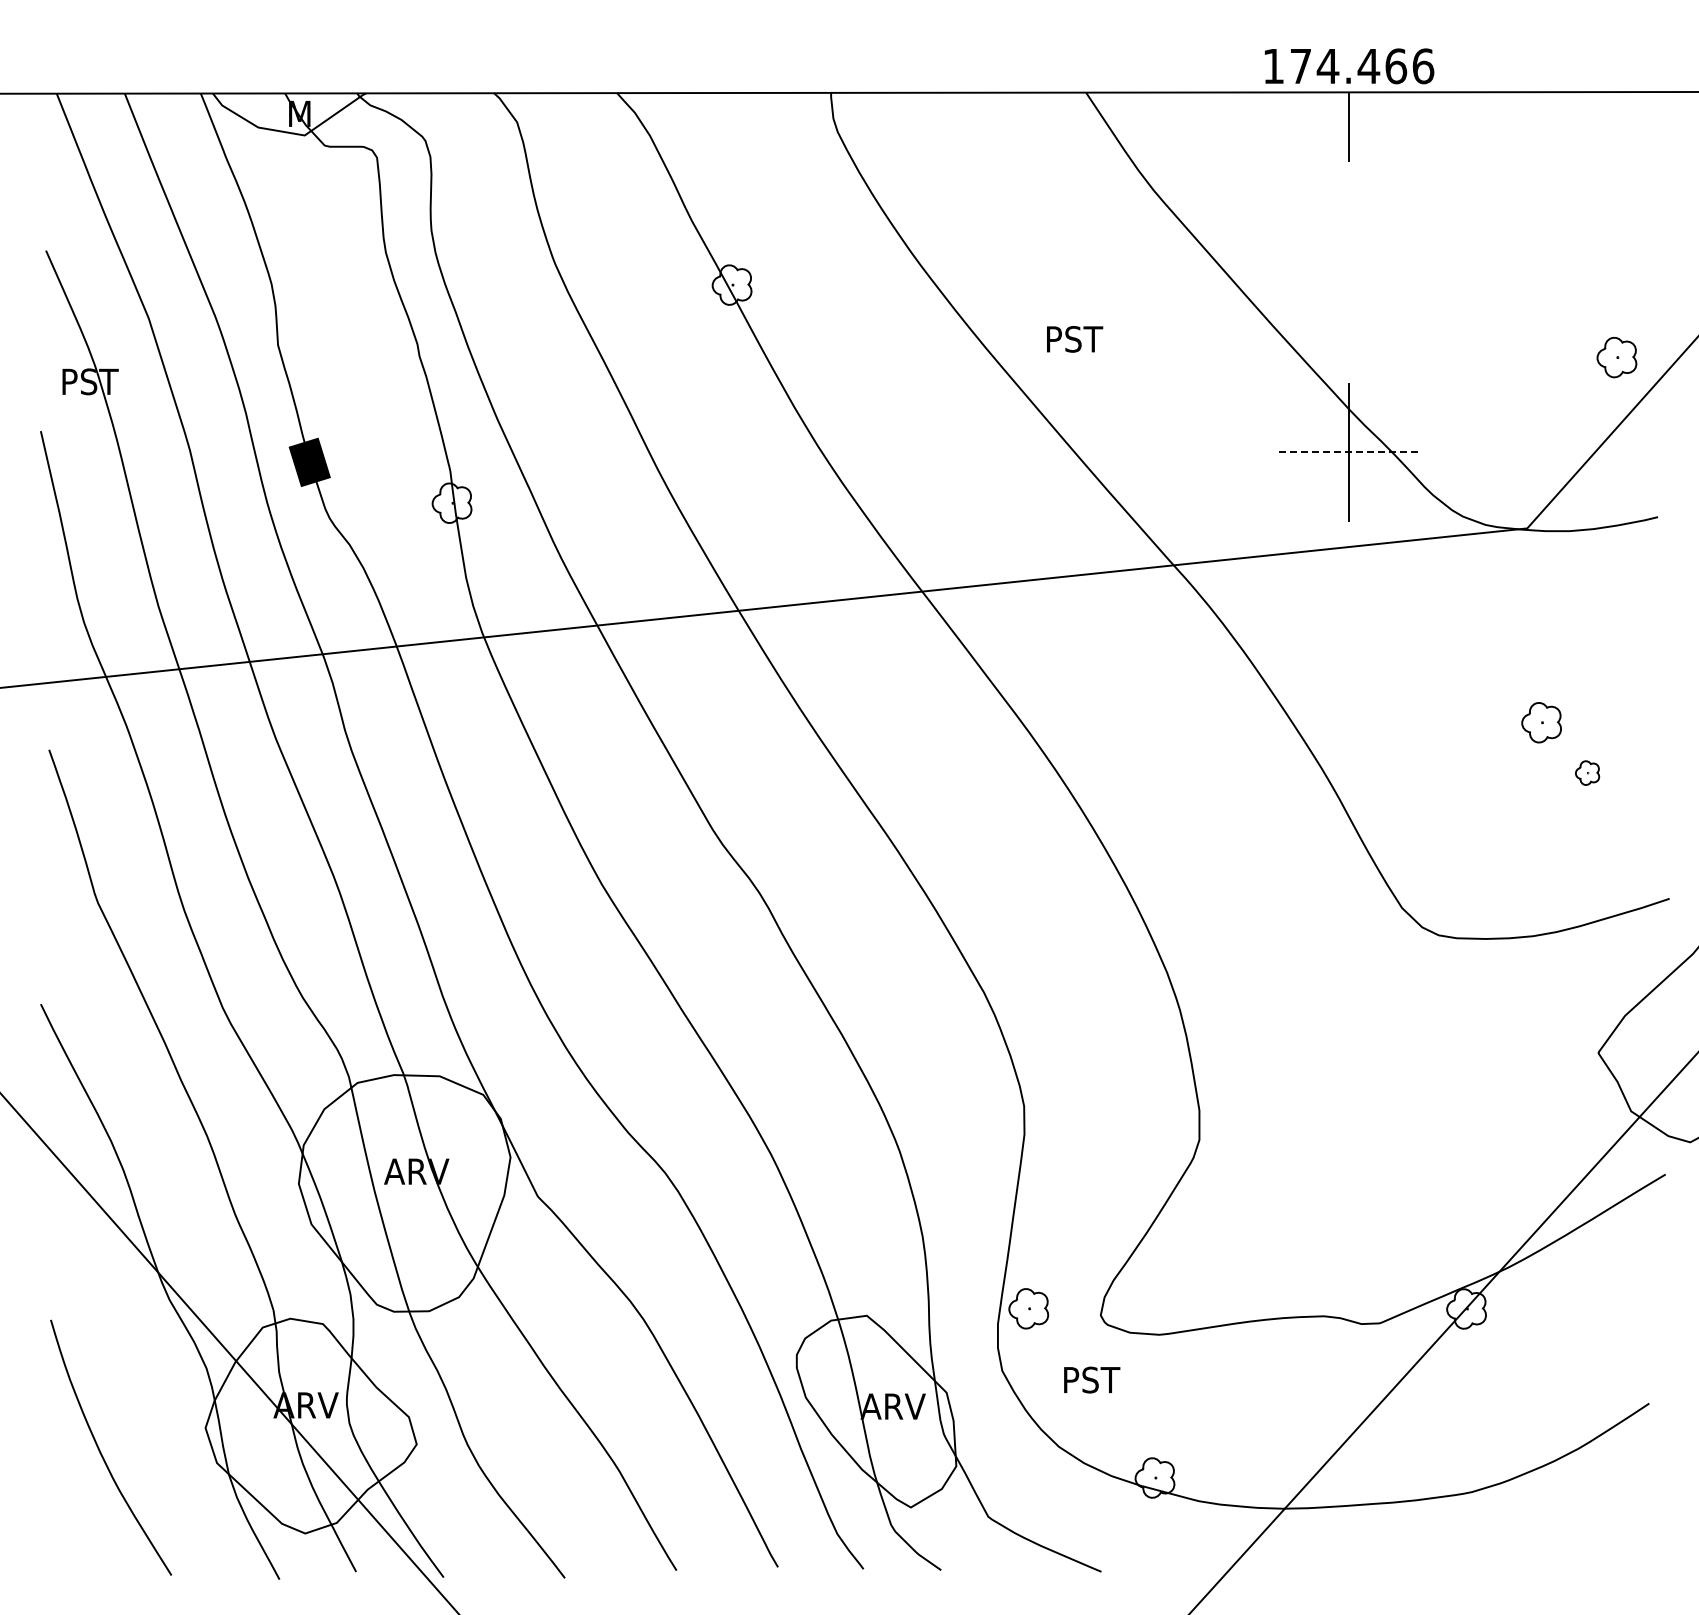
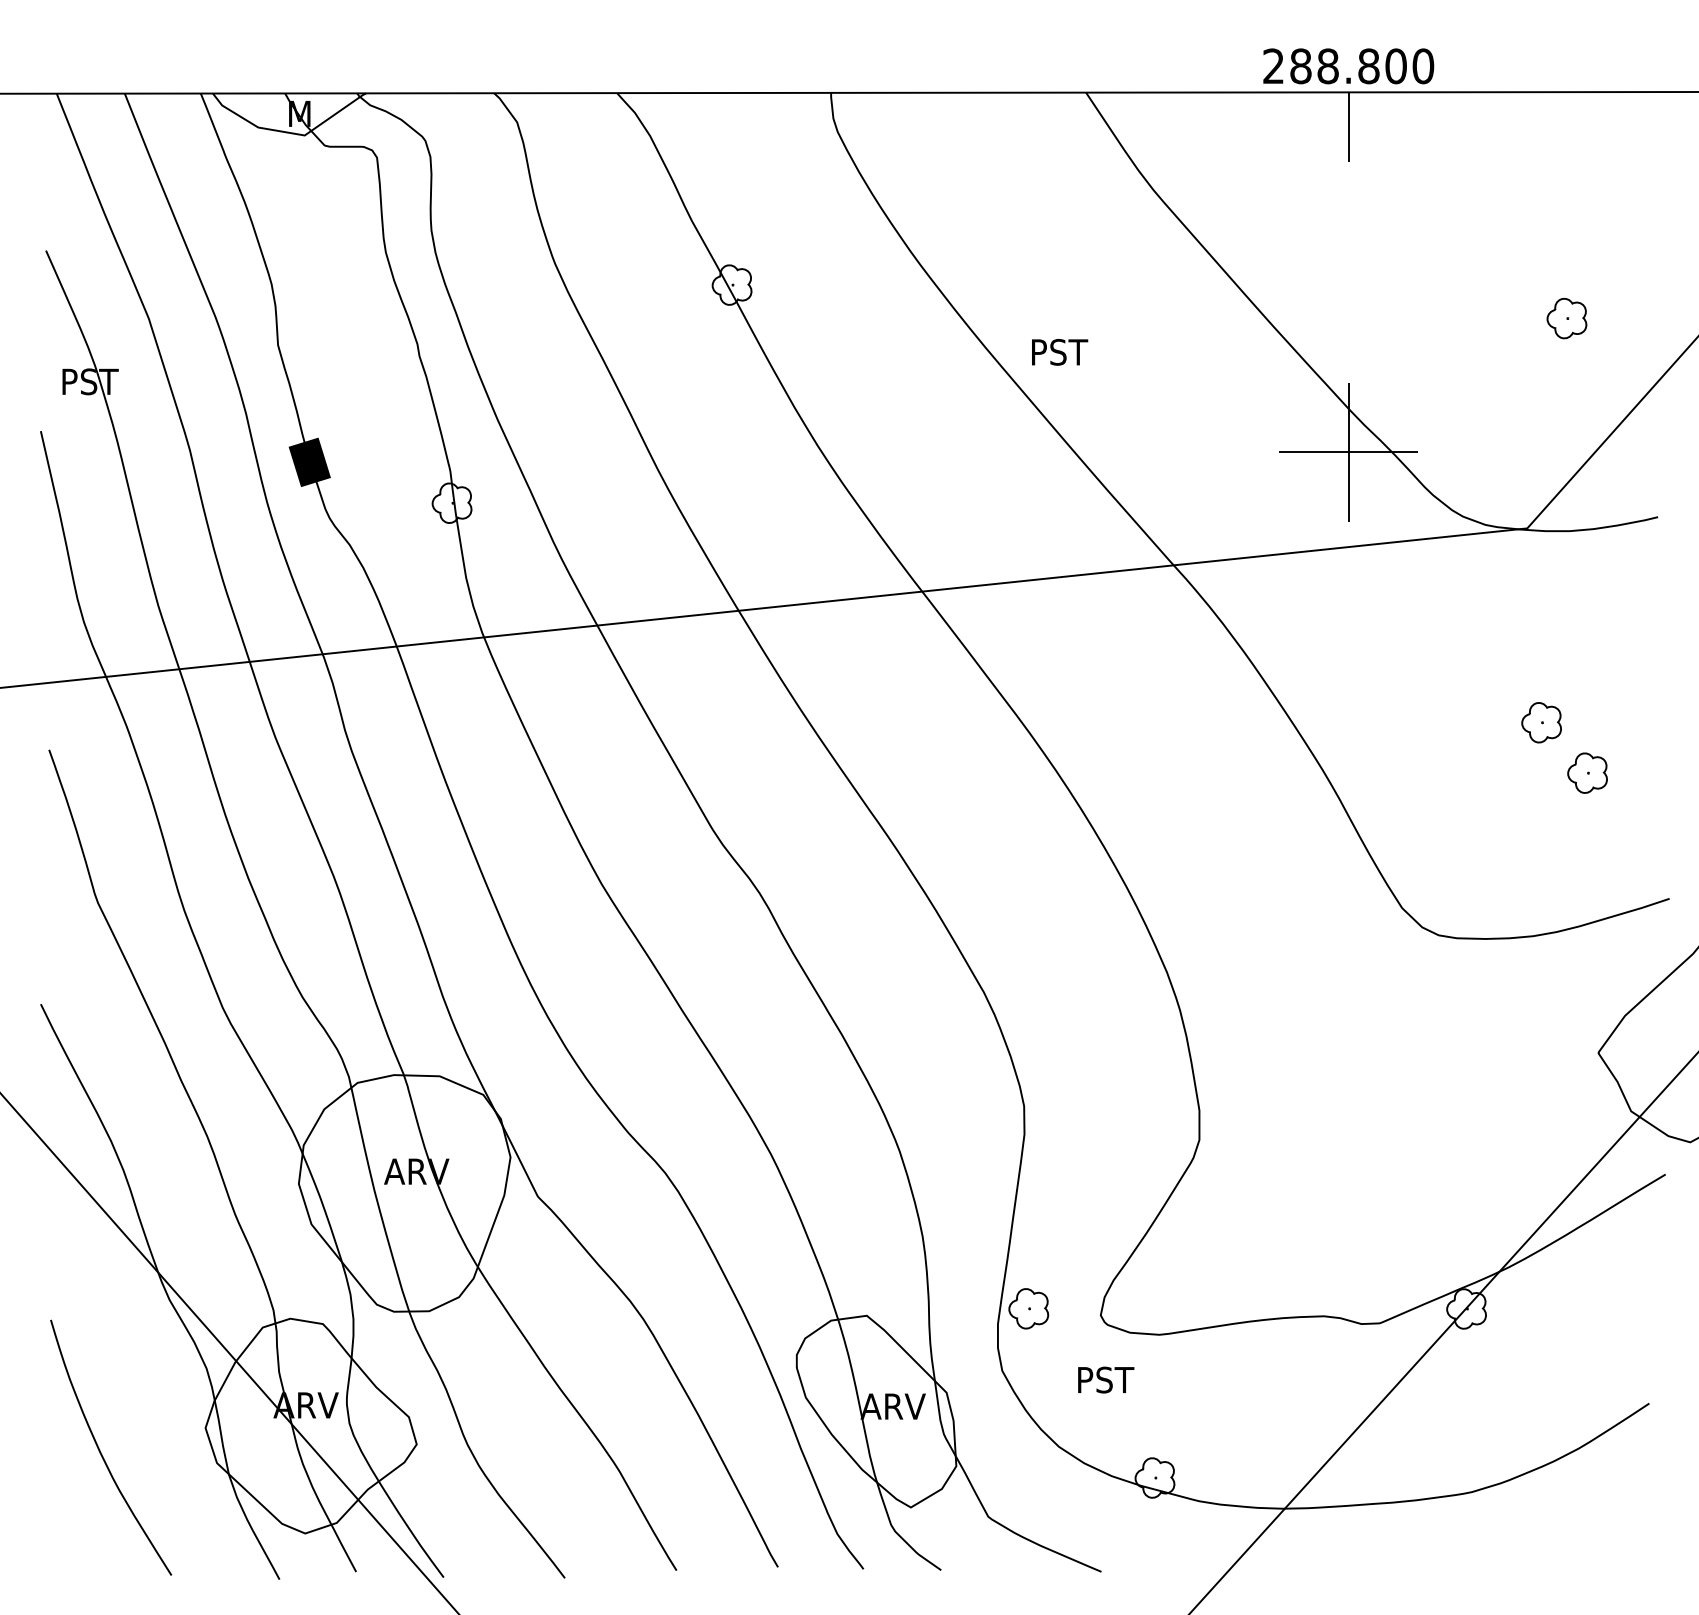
text: 174.466 -> 288.800 (1348, 66)
text position: (1075, 339) -> (1060, 352) (1060, 352)
part position: (1616, 357) -> (1566, 318) (1566, 318)
line: dashed -> solid (1348, 452)
part size: 26x26 px -> 41x42 px (1587, 772)
text position: (1092, 1379) -> (1106, 1379) (1106, 1379)
